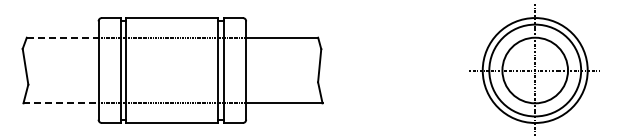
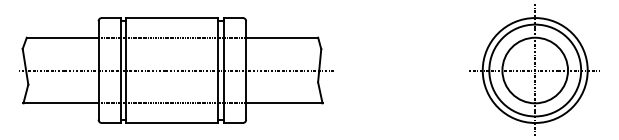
line: dashed -> solid (62, 37)
line: none -> present (176, 70)
line: dashed -> solid (61, 103)
